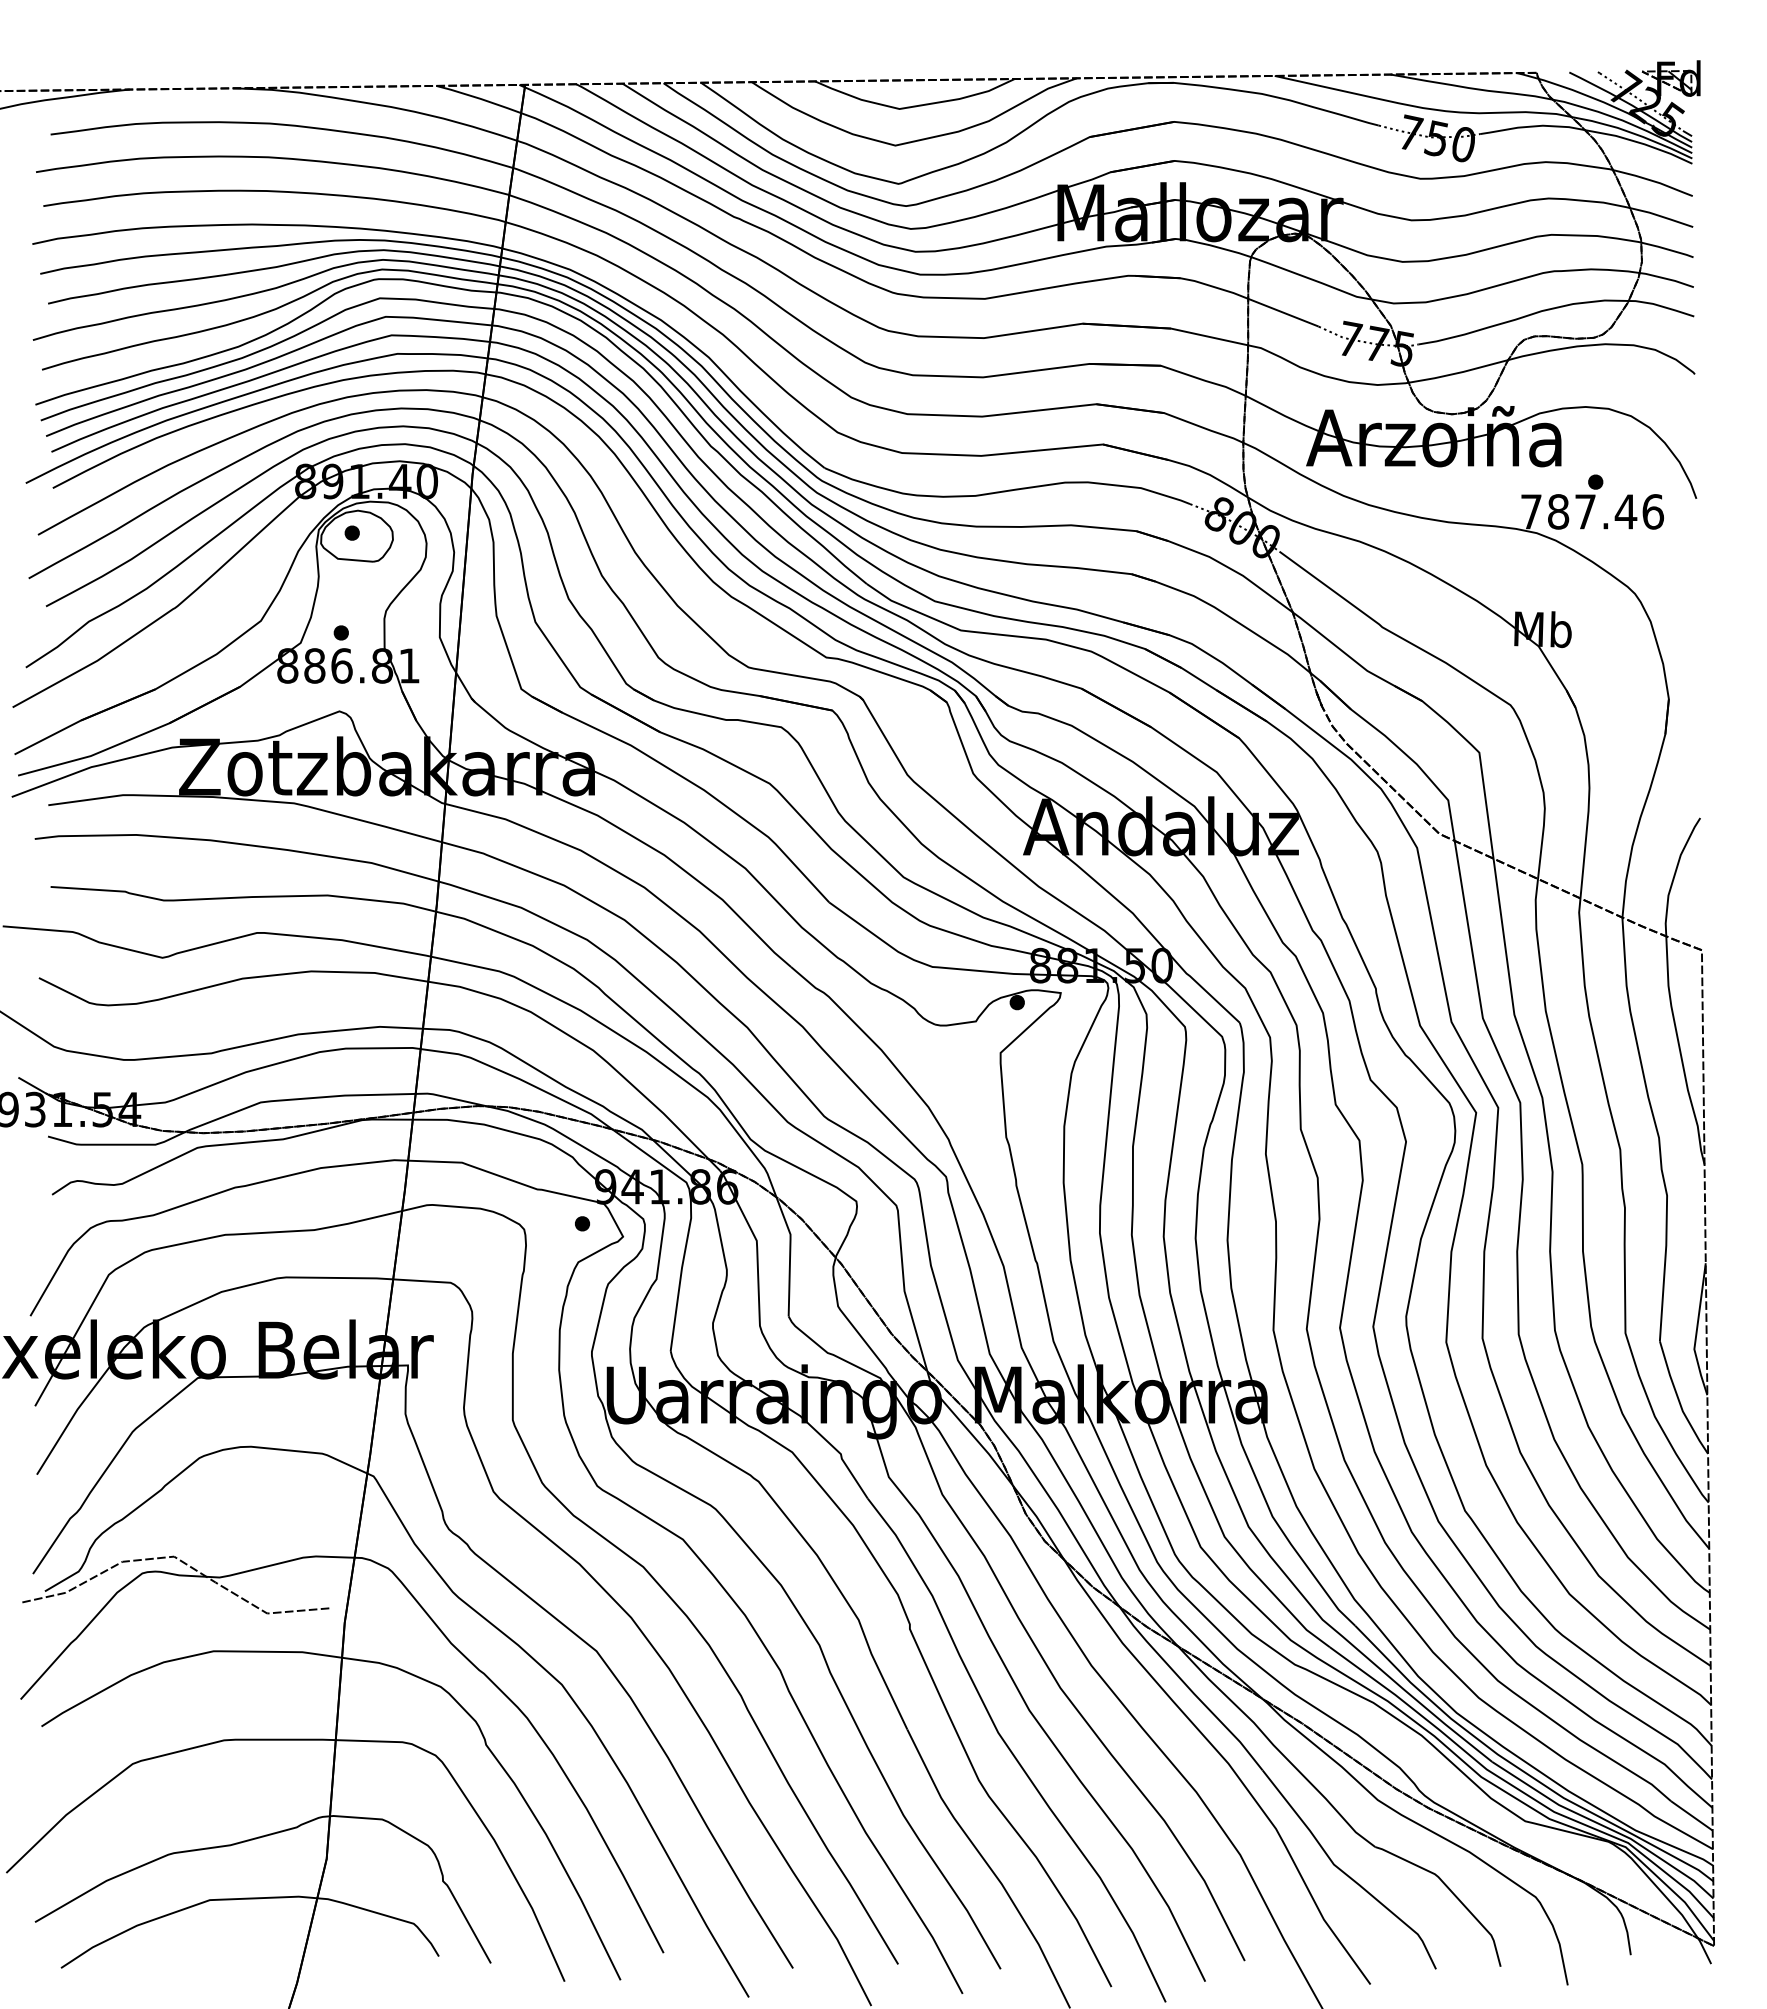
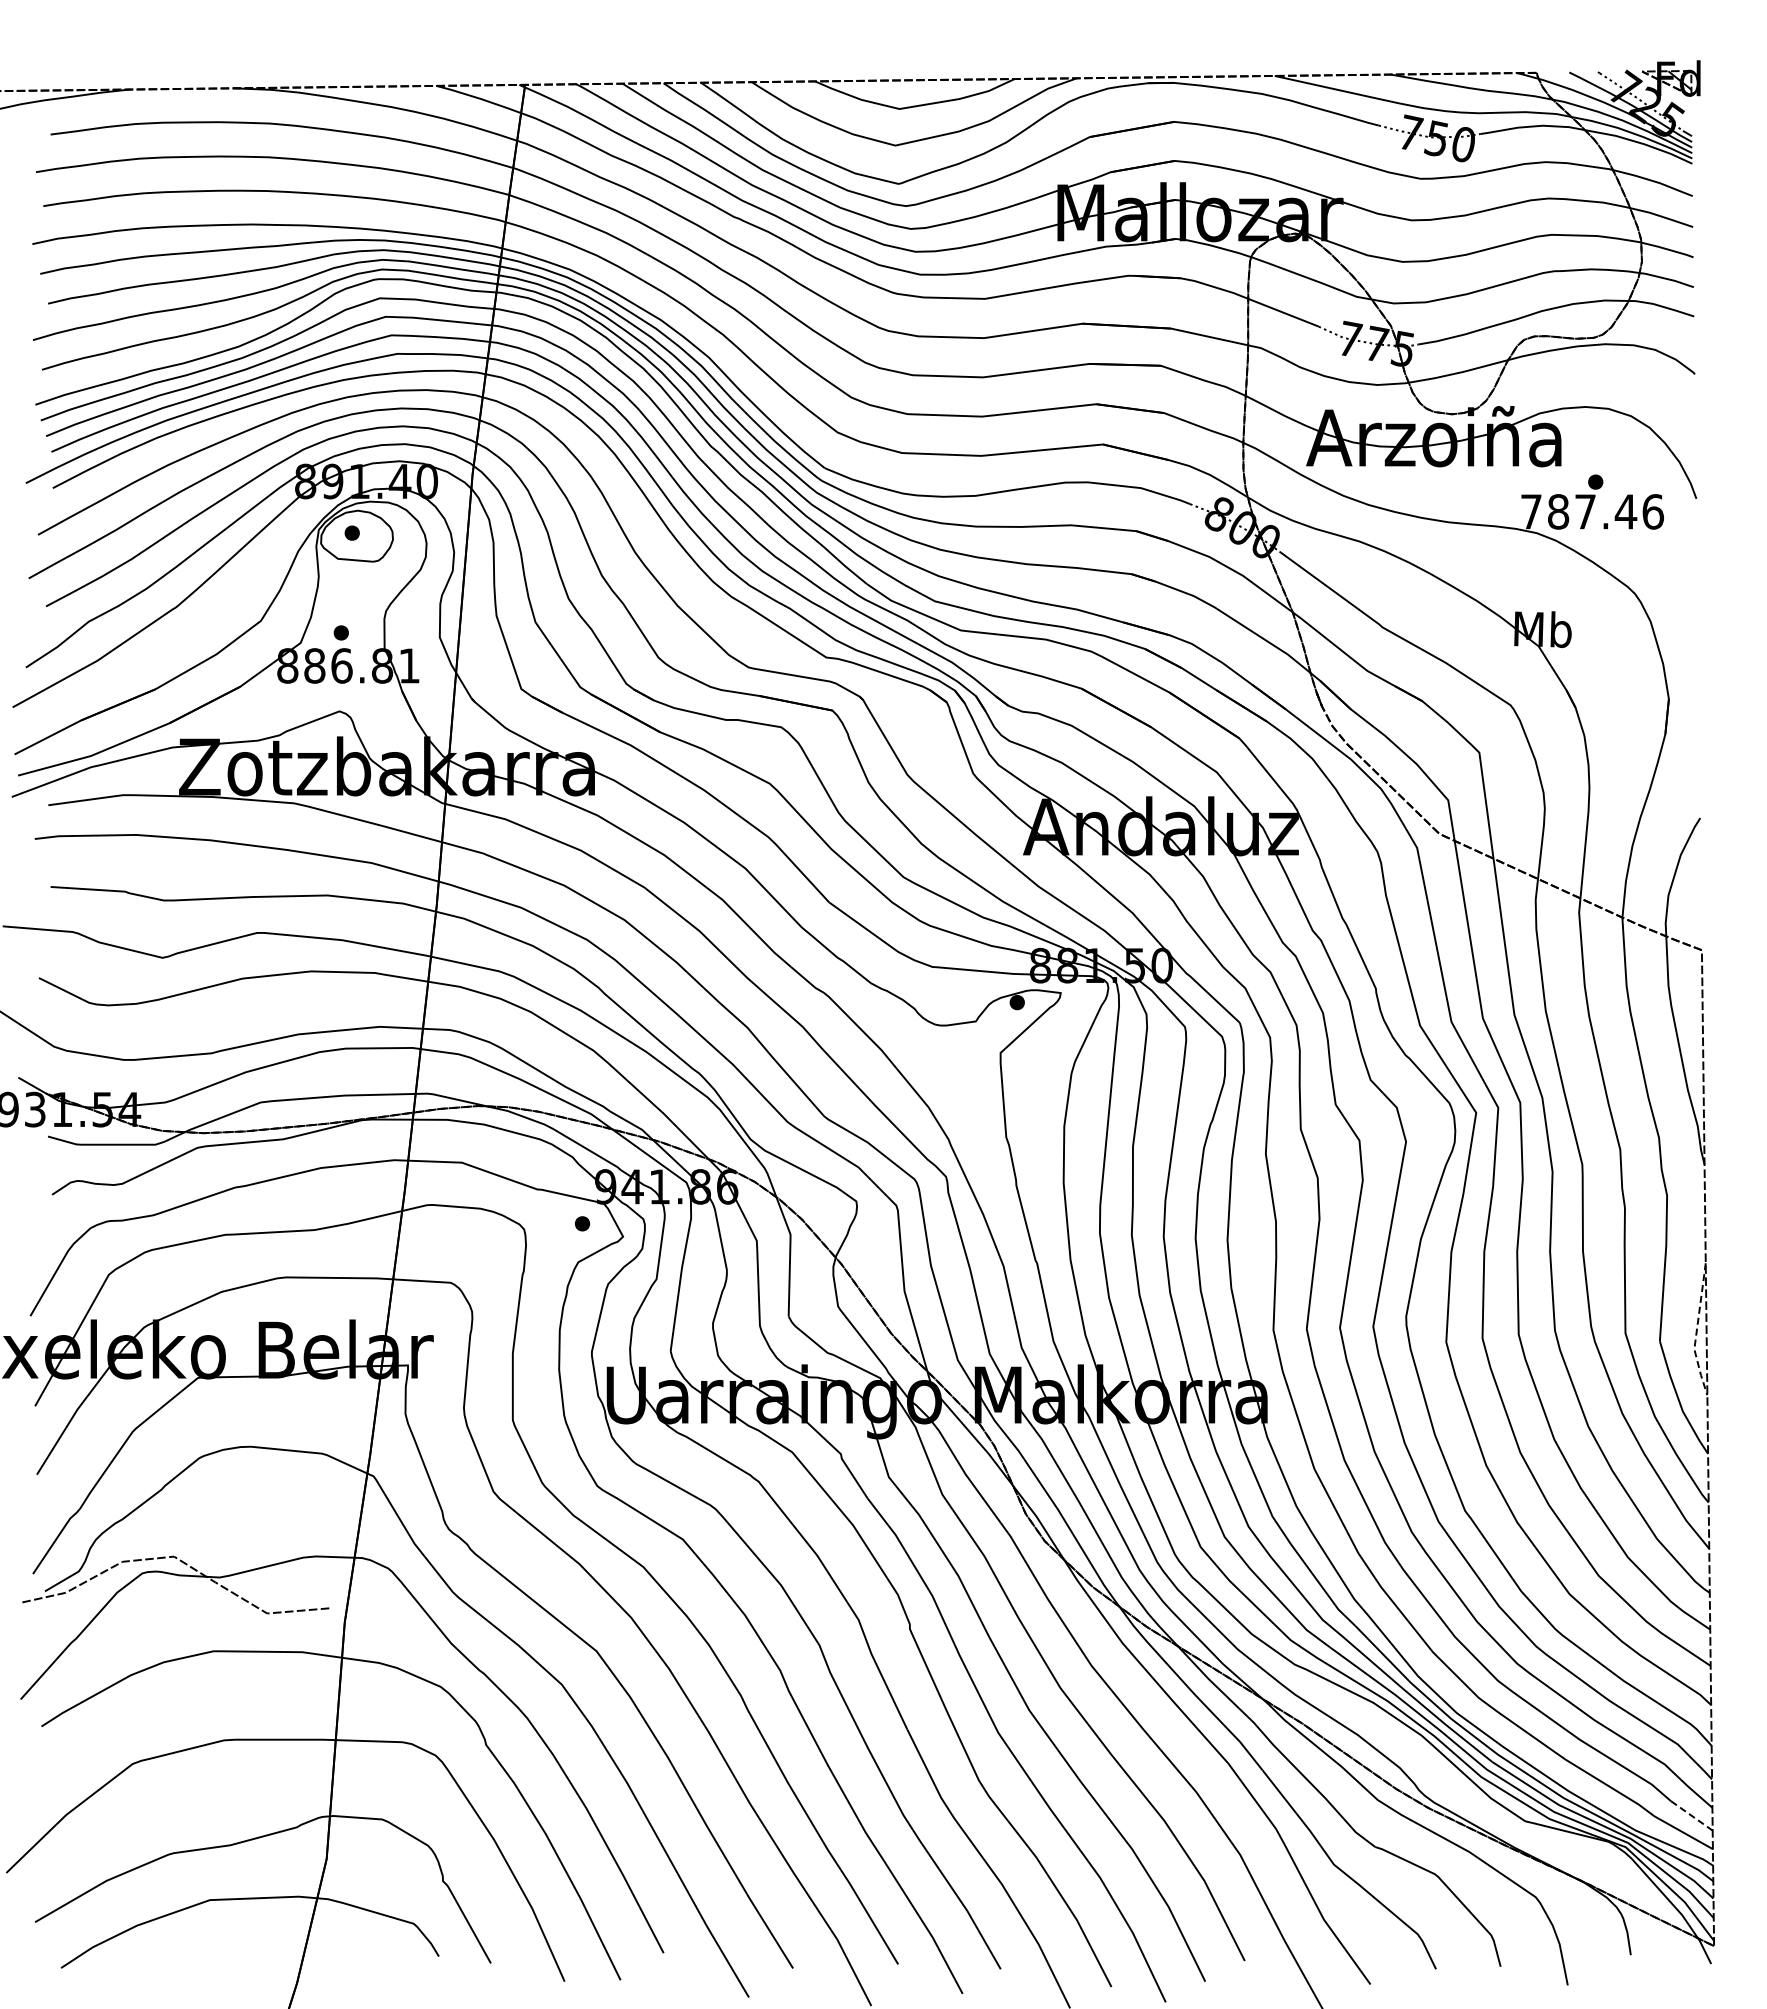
line: solid -> dashed (1696, 1331)
line: solid -> dashed (1692, 1816)
